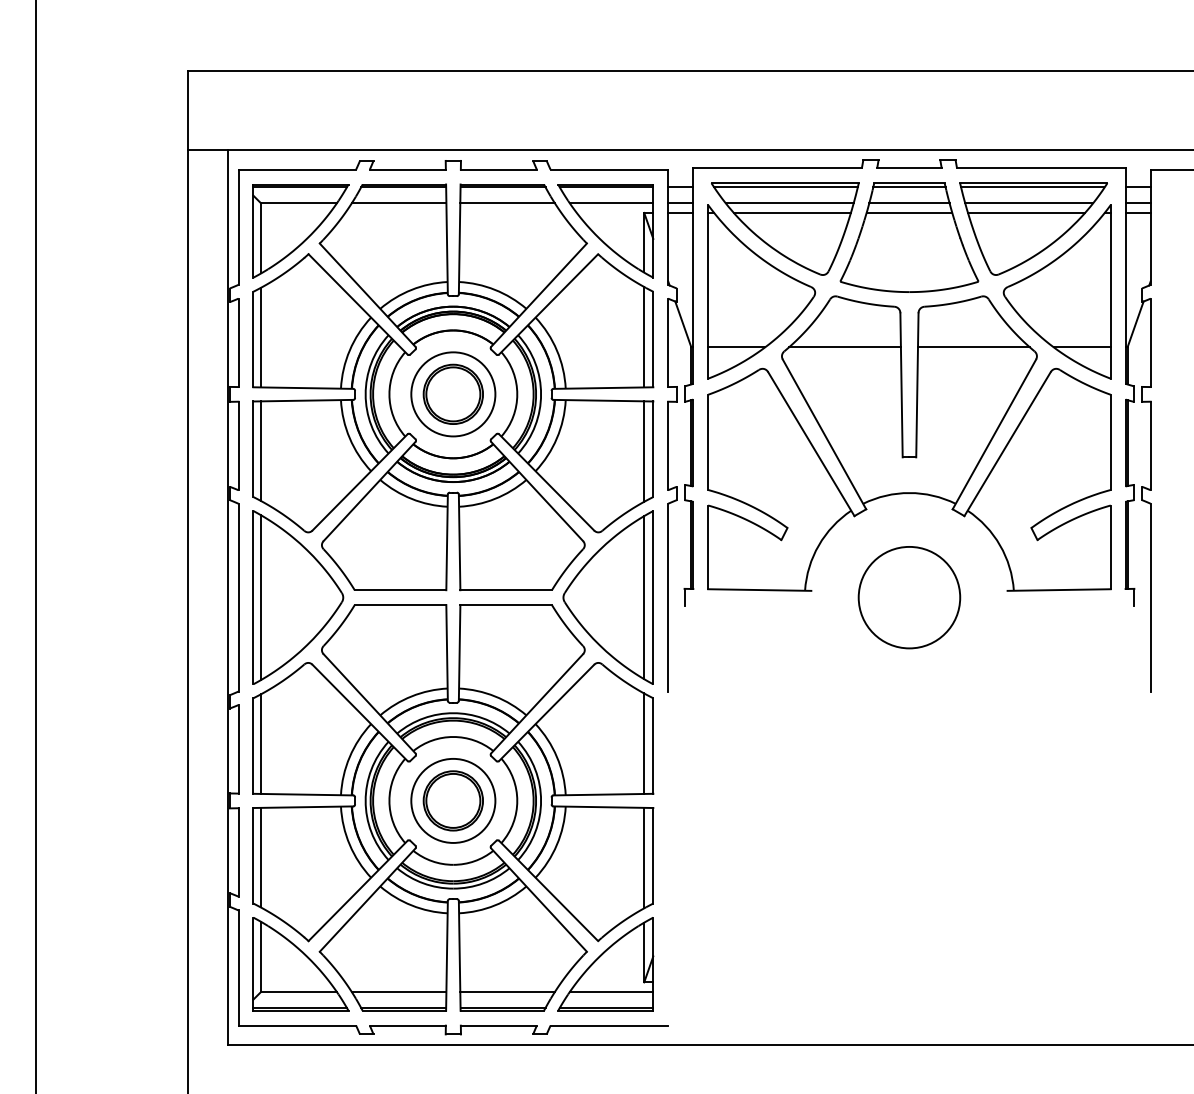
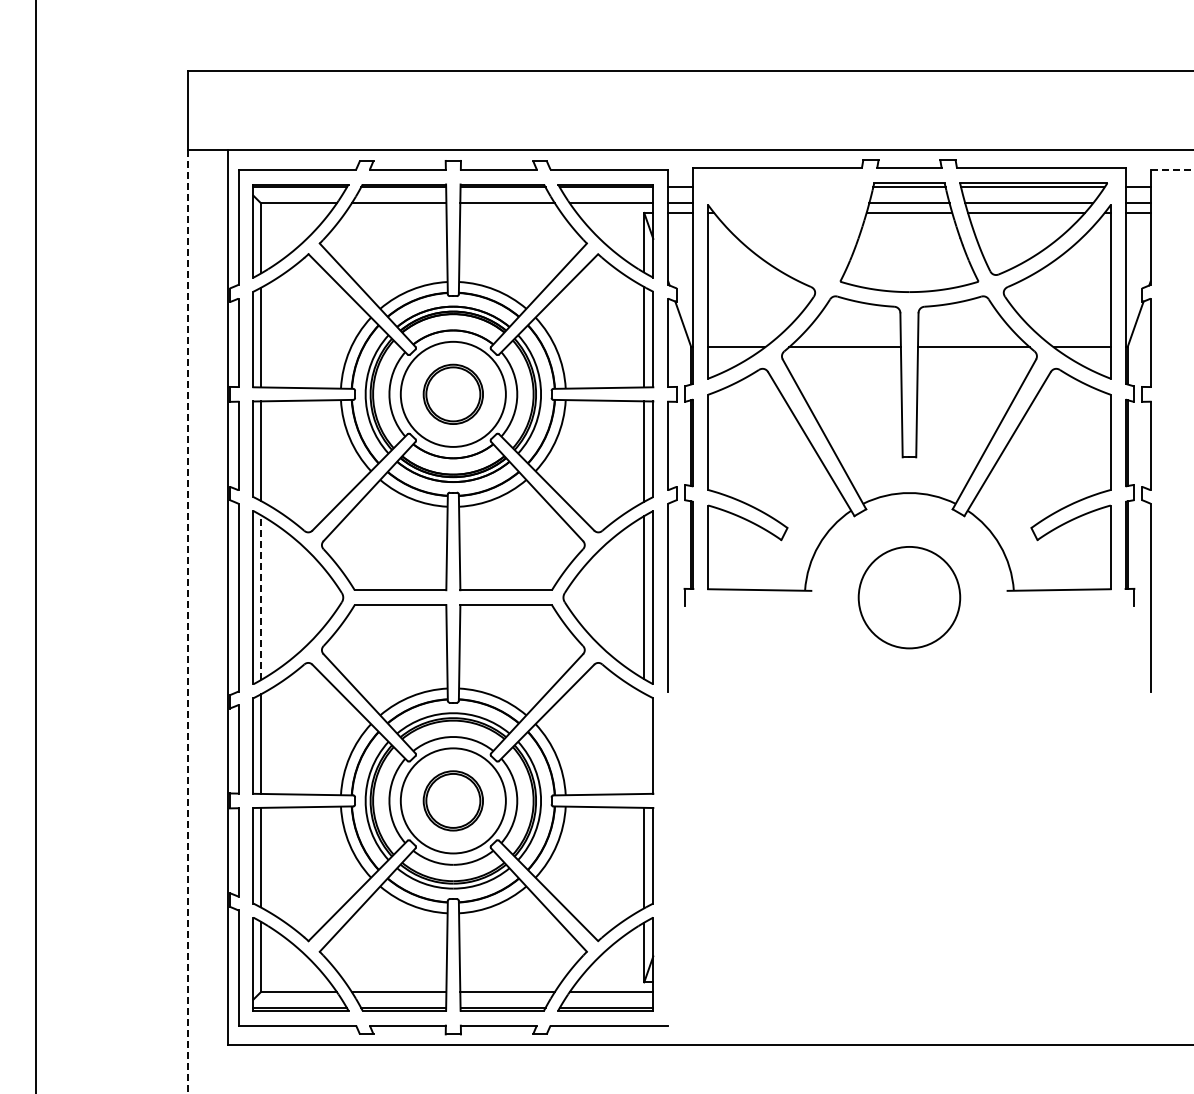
line: solid -> dashed (1171, 169)
part: present -> none (785, 228)
circle diameter: 84 px -> 105 px (452, 393)
line: solid -> dashed (260, 597)
line: solid -> dashed (188, 622)
line: present -> none (644, 743)
circle diameter: 84 px -> 105 px (452, 800)
